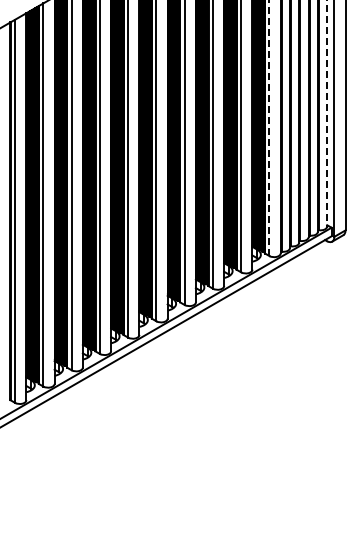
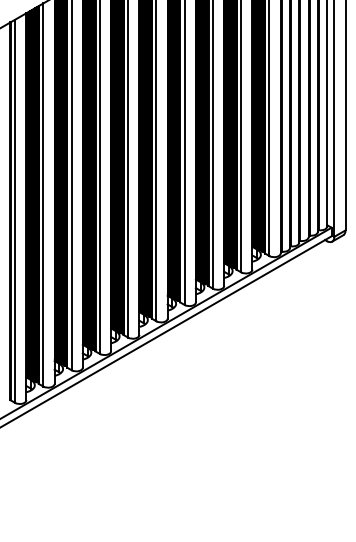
line: dashed -> solid (327, 113)
line: dashed -> solid (269, 128)
